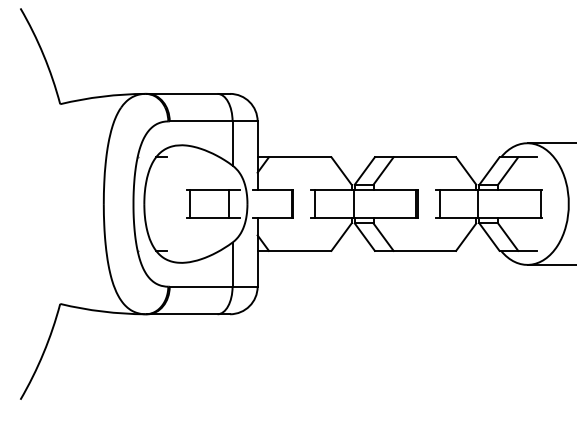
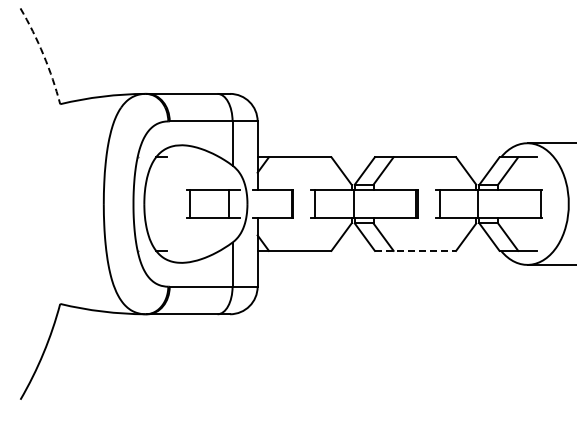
arc: solid -> dashed (43, 54)
line: solid -> dashed (415, 250)
